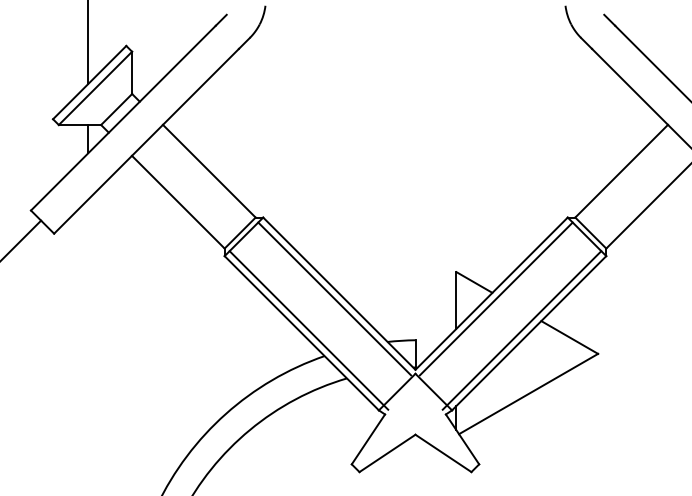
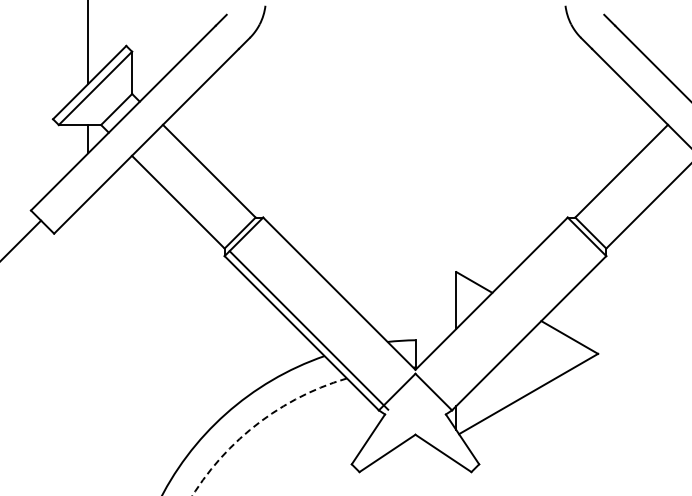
line: present -> none (334, 298)
line: present -> none (495, 298)
line: present -> none (521, 330)
arc: solid -> dashed (258, 423)
